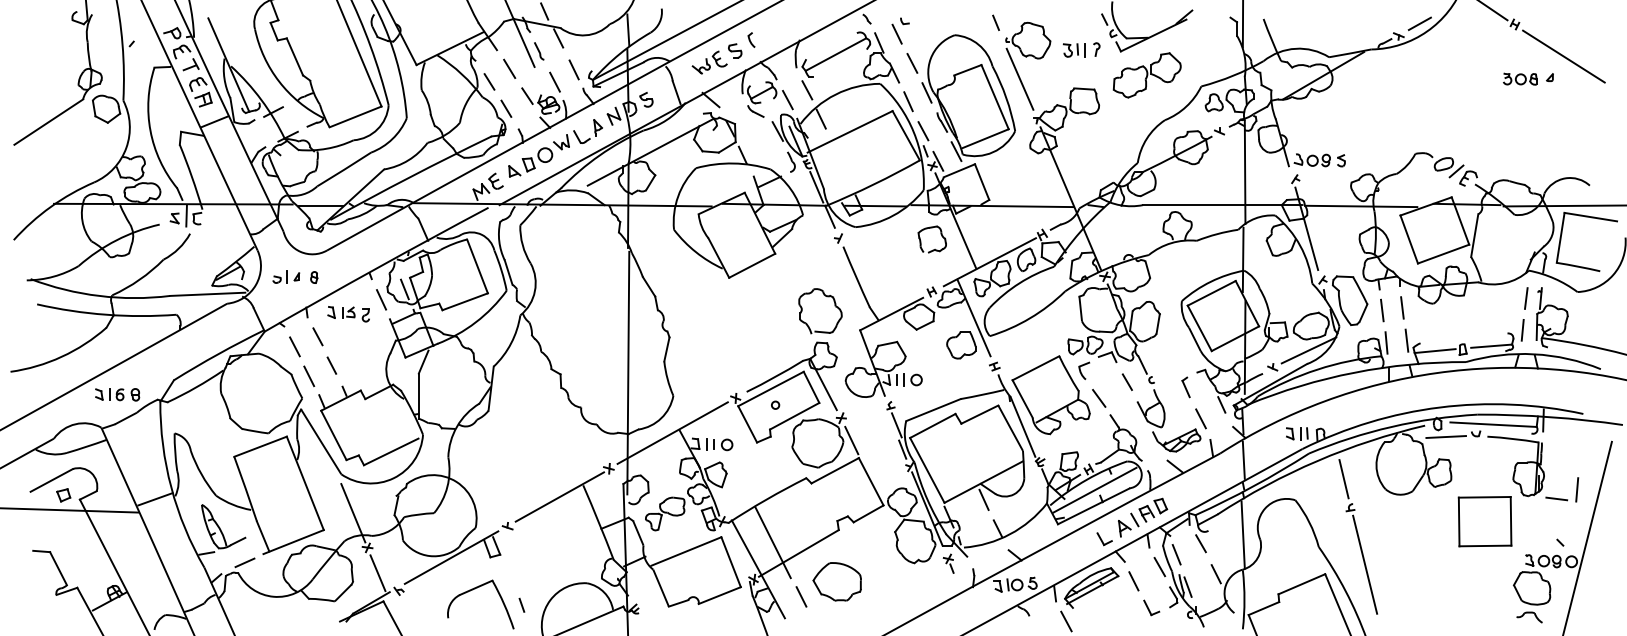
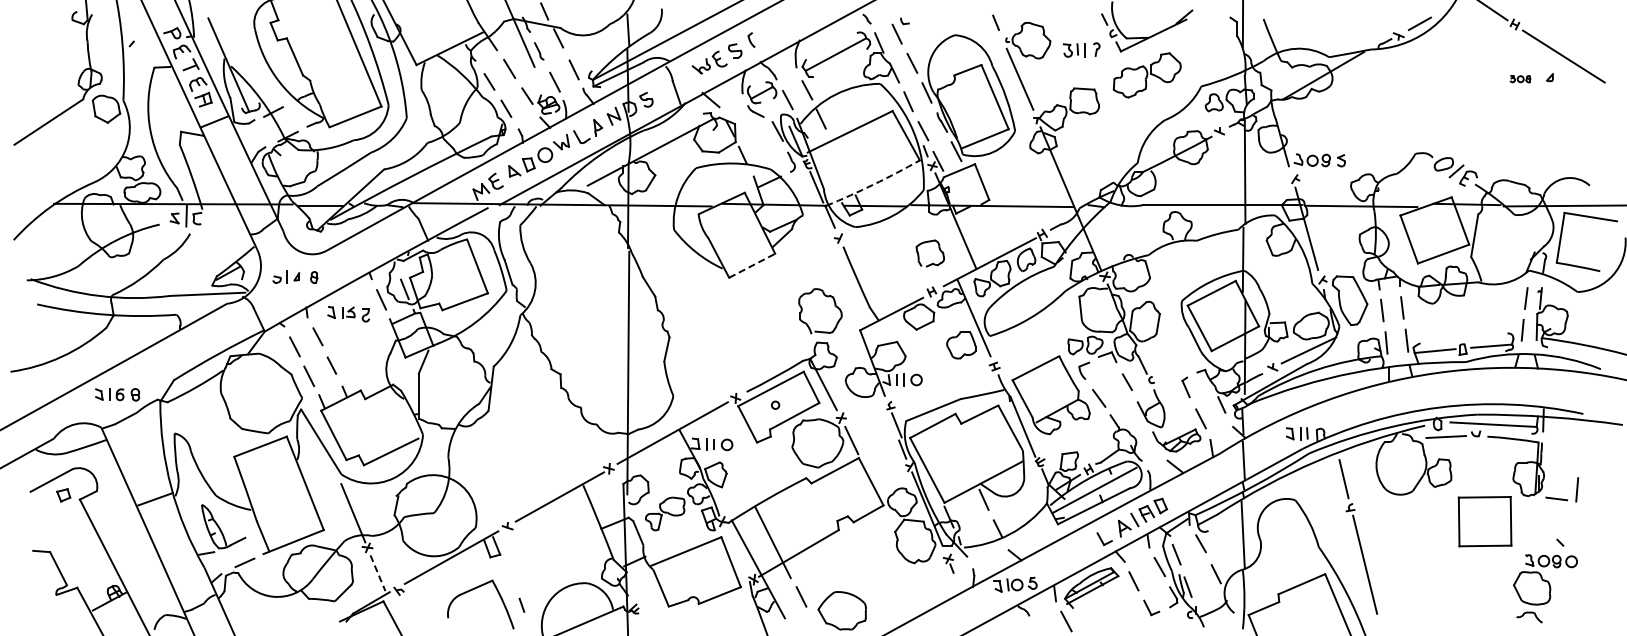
part size: 35x14 px -> 23x9 px (1520, 79)
arc: solid -> dashed (873, 184)
part position: (935, 248) -> (933, 262) (933, 262)
line: solid -> dashed (752, 265)
line: present -> none (70, 510)
line: present -> none (1587, 536)
line: solid -> dashed (378, 573)
part position: (836, 581) -> (841, 610) (841, 610)
